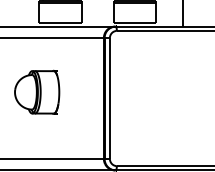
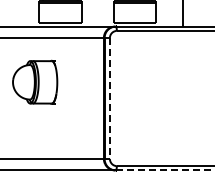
part position: (37, 91) -> (35, 81) (35, 81)
line: solid -> dashed (109, 99)
line: solid -> dashed (165, 170)
